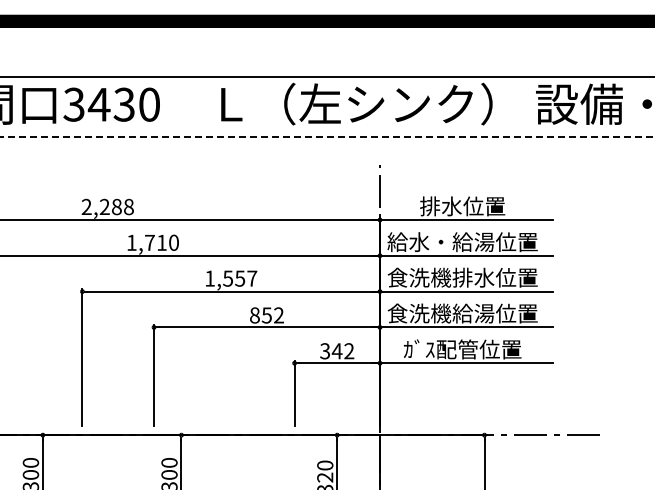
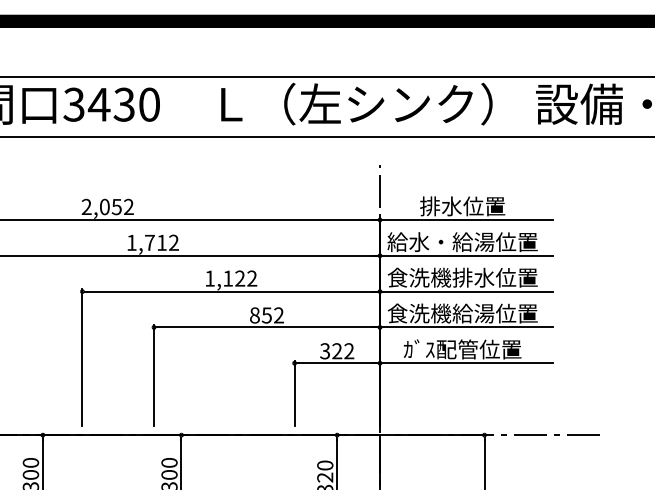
line: dashed -> solid (327, 137)
text: 2,288 -> 2,052 (116, 206)
text: 1,710 -> 1,712 (173, 242)
text: 1,557 -> 1,122 (240, 278)
text: 342 -> 322 (336, 351)
